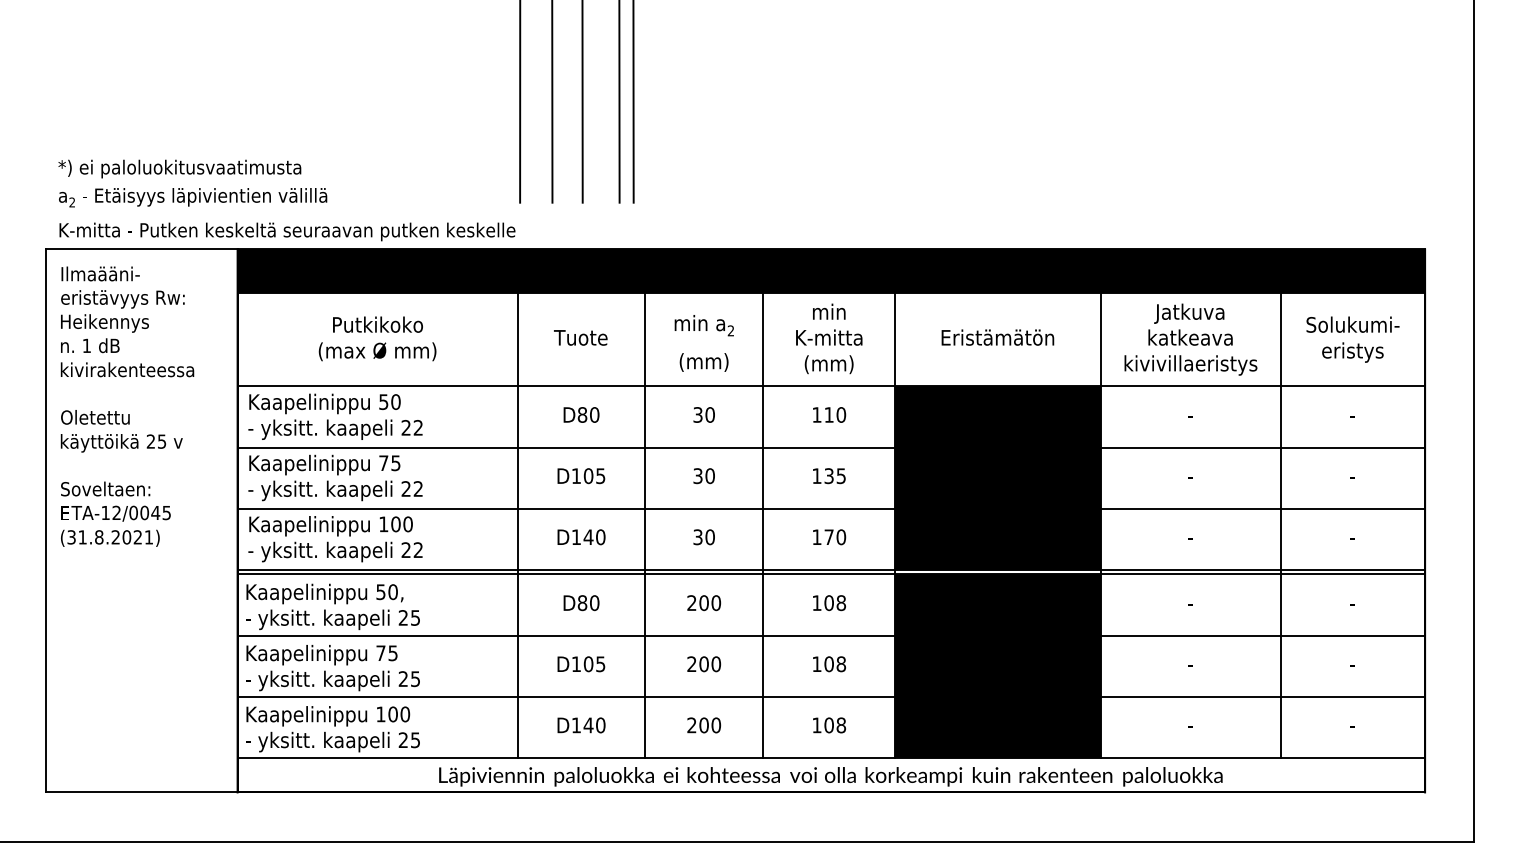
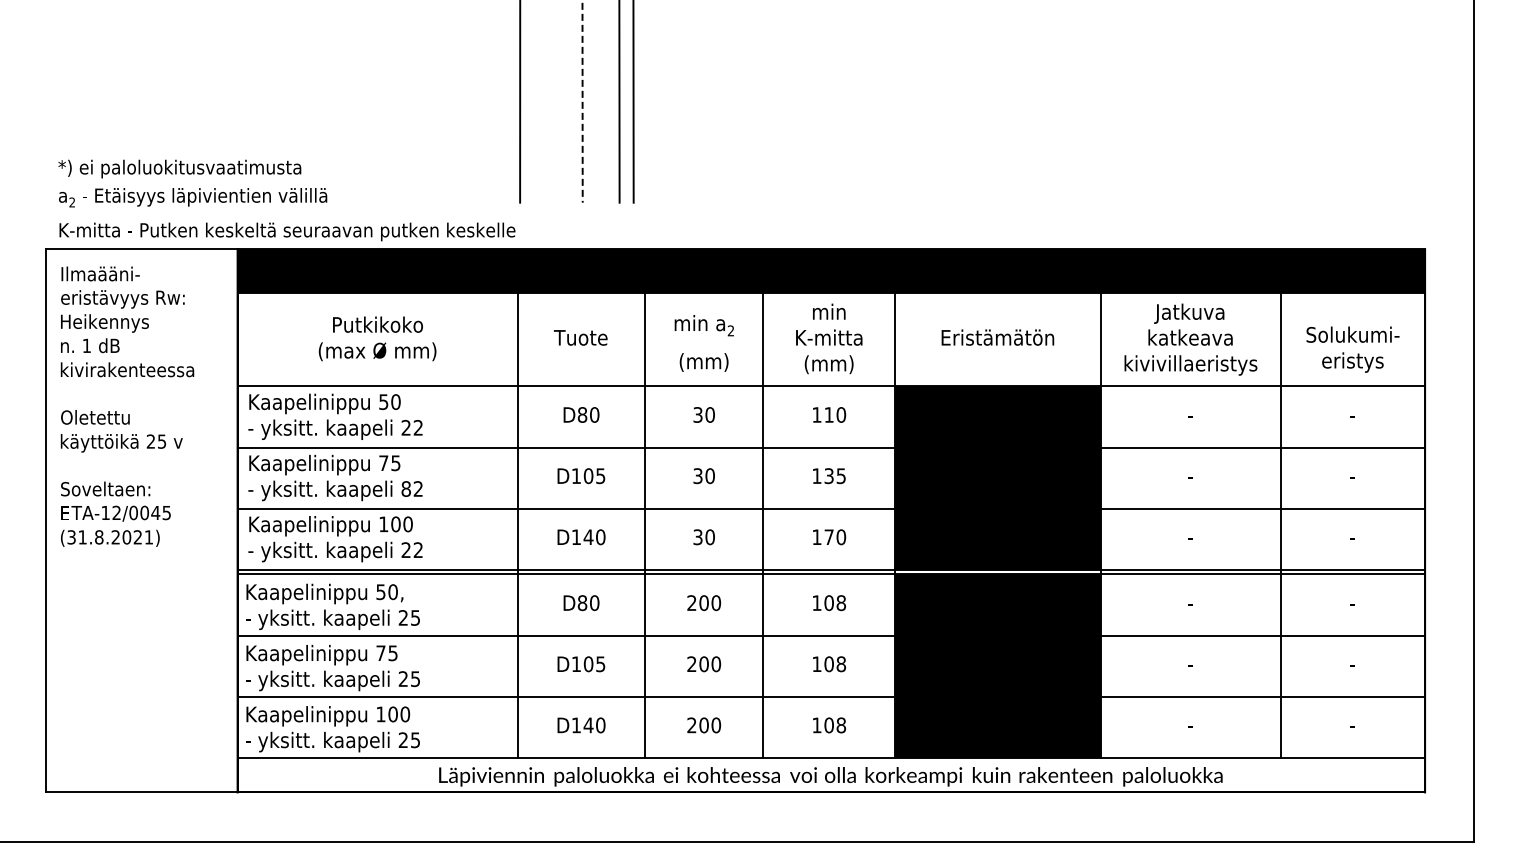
line: solid -> dashed (582, 101)
line: present -> none (552, 102)
text position: (1352, 339) -> (1352, 349) (1352, 349)
text: 22 -> 82 (405, 488)
